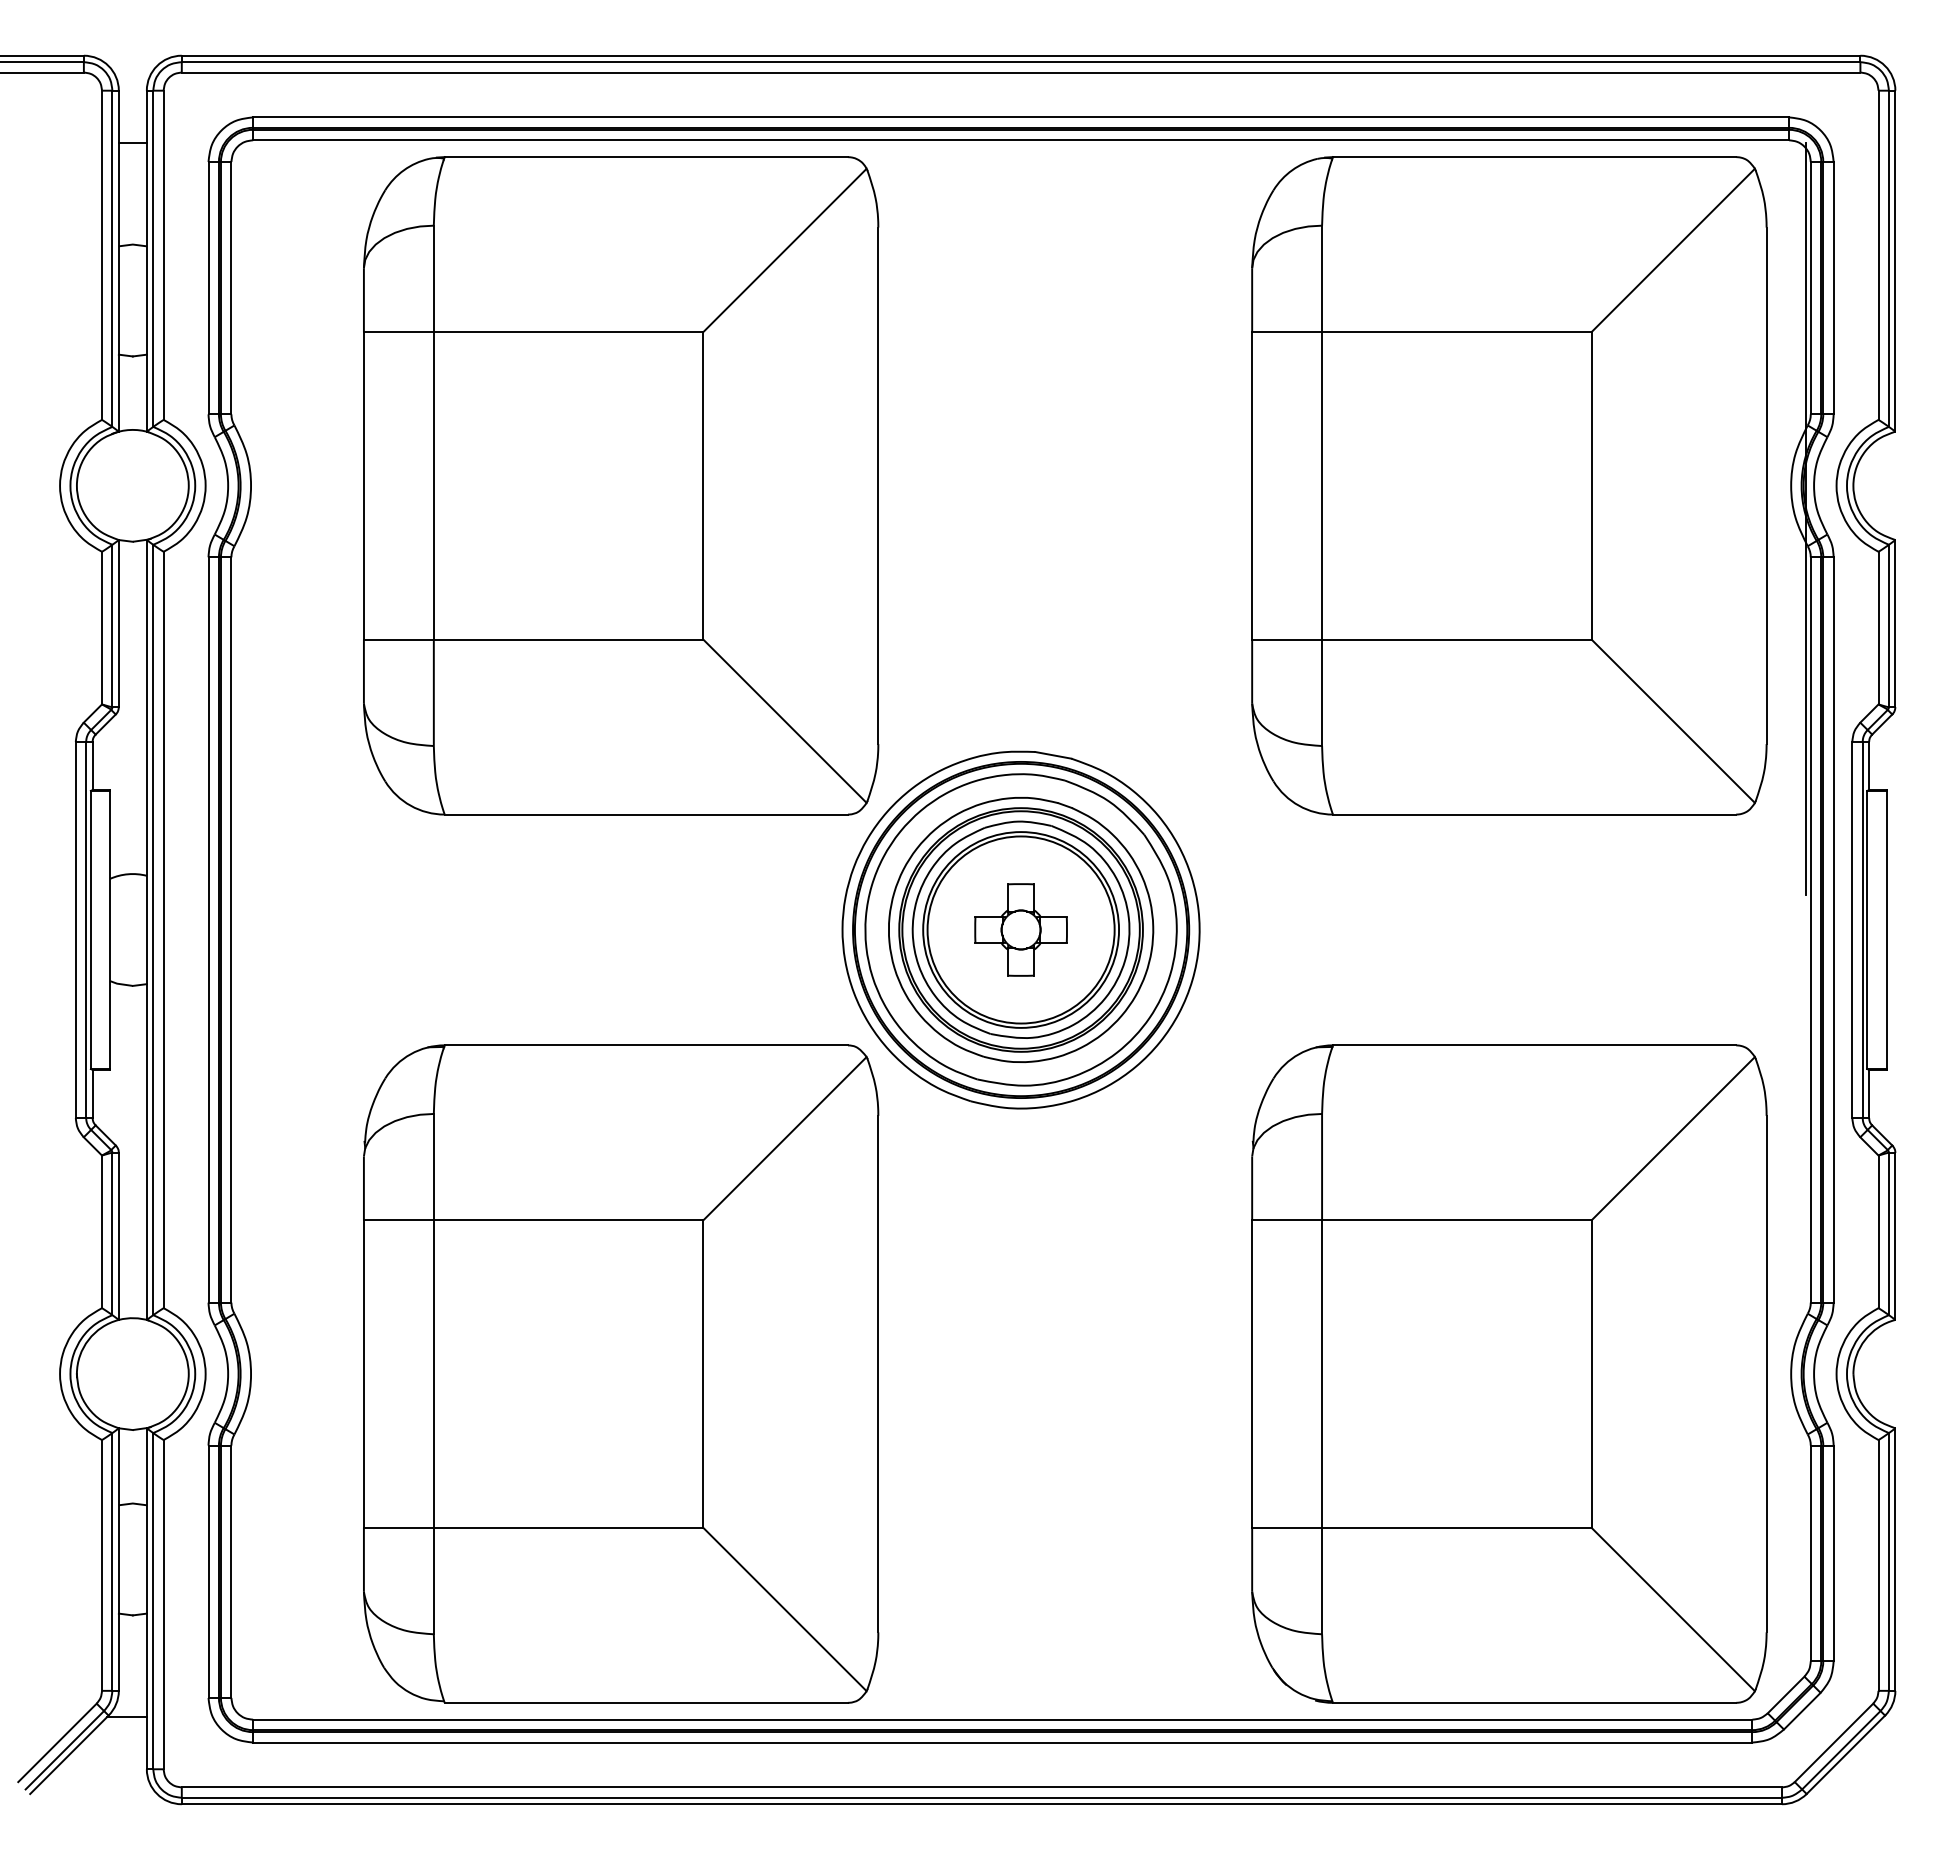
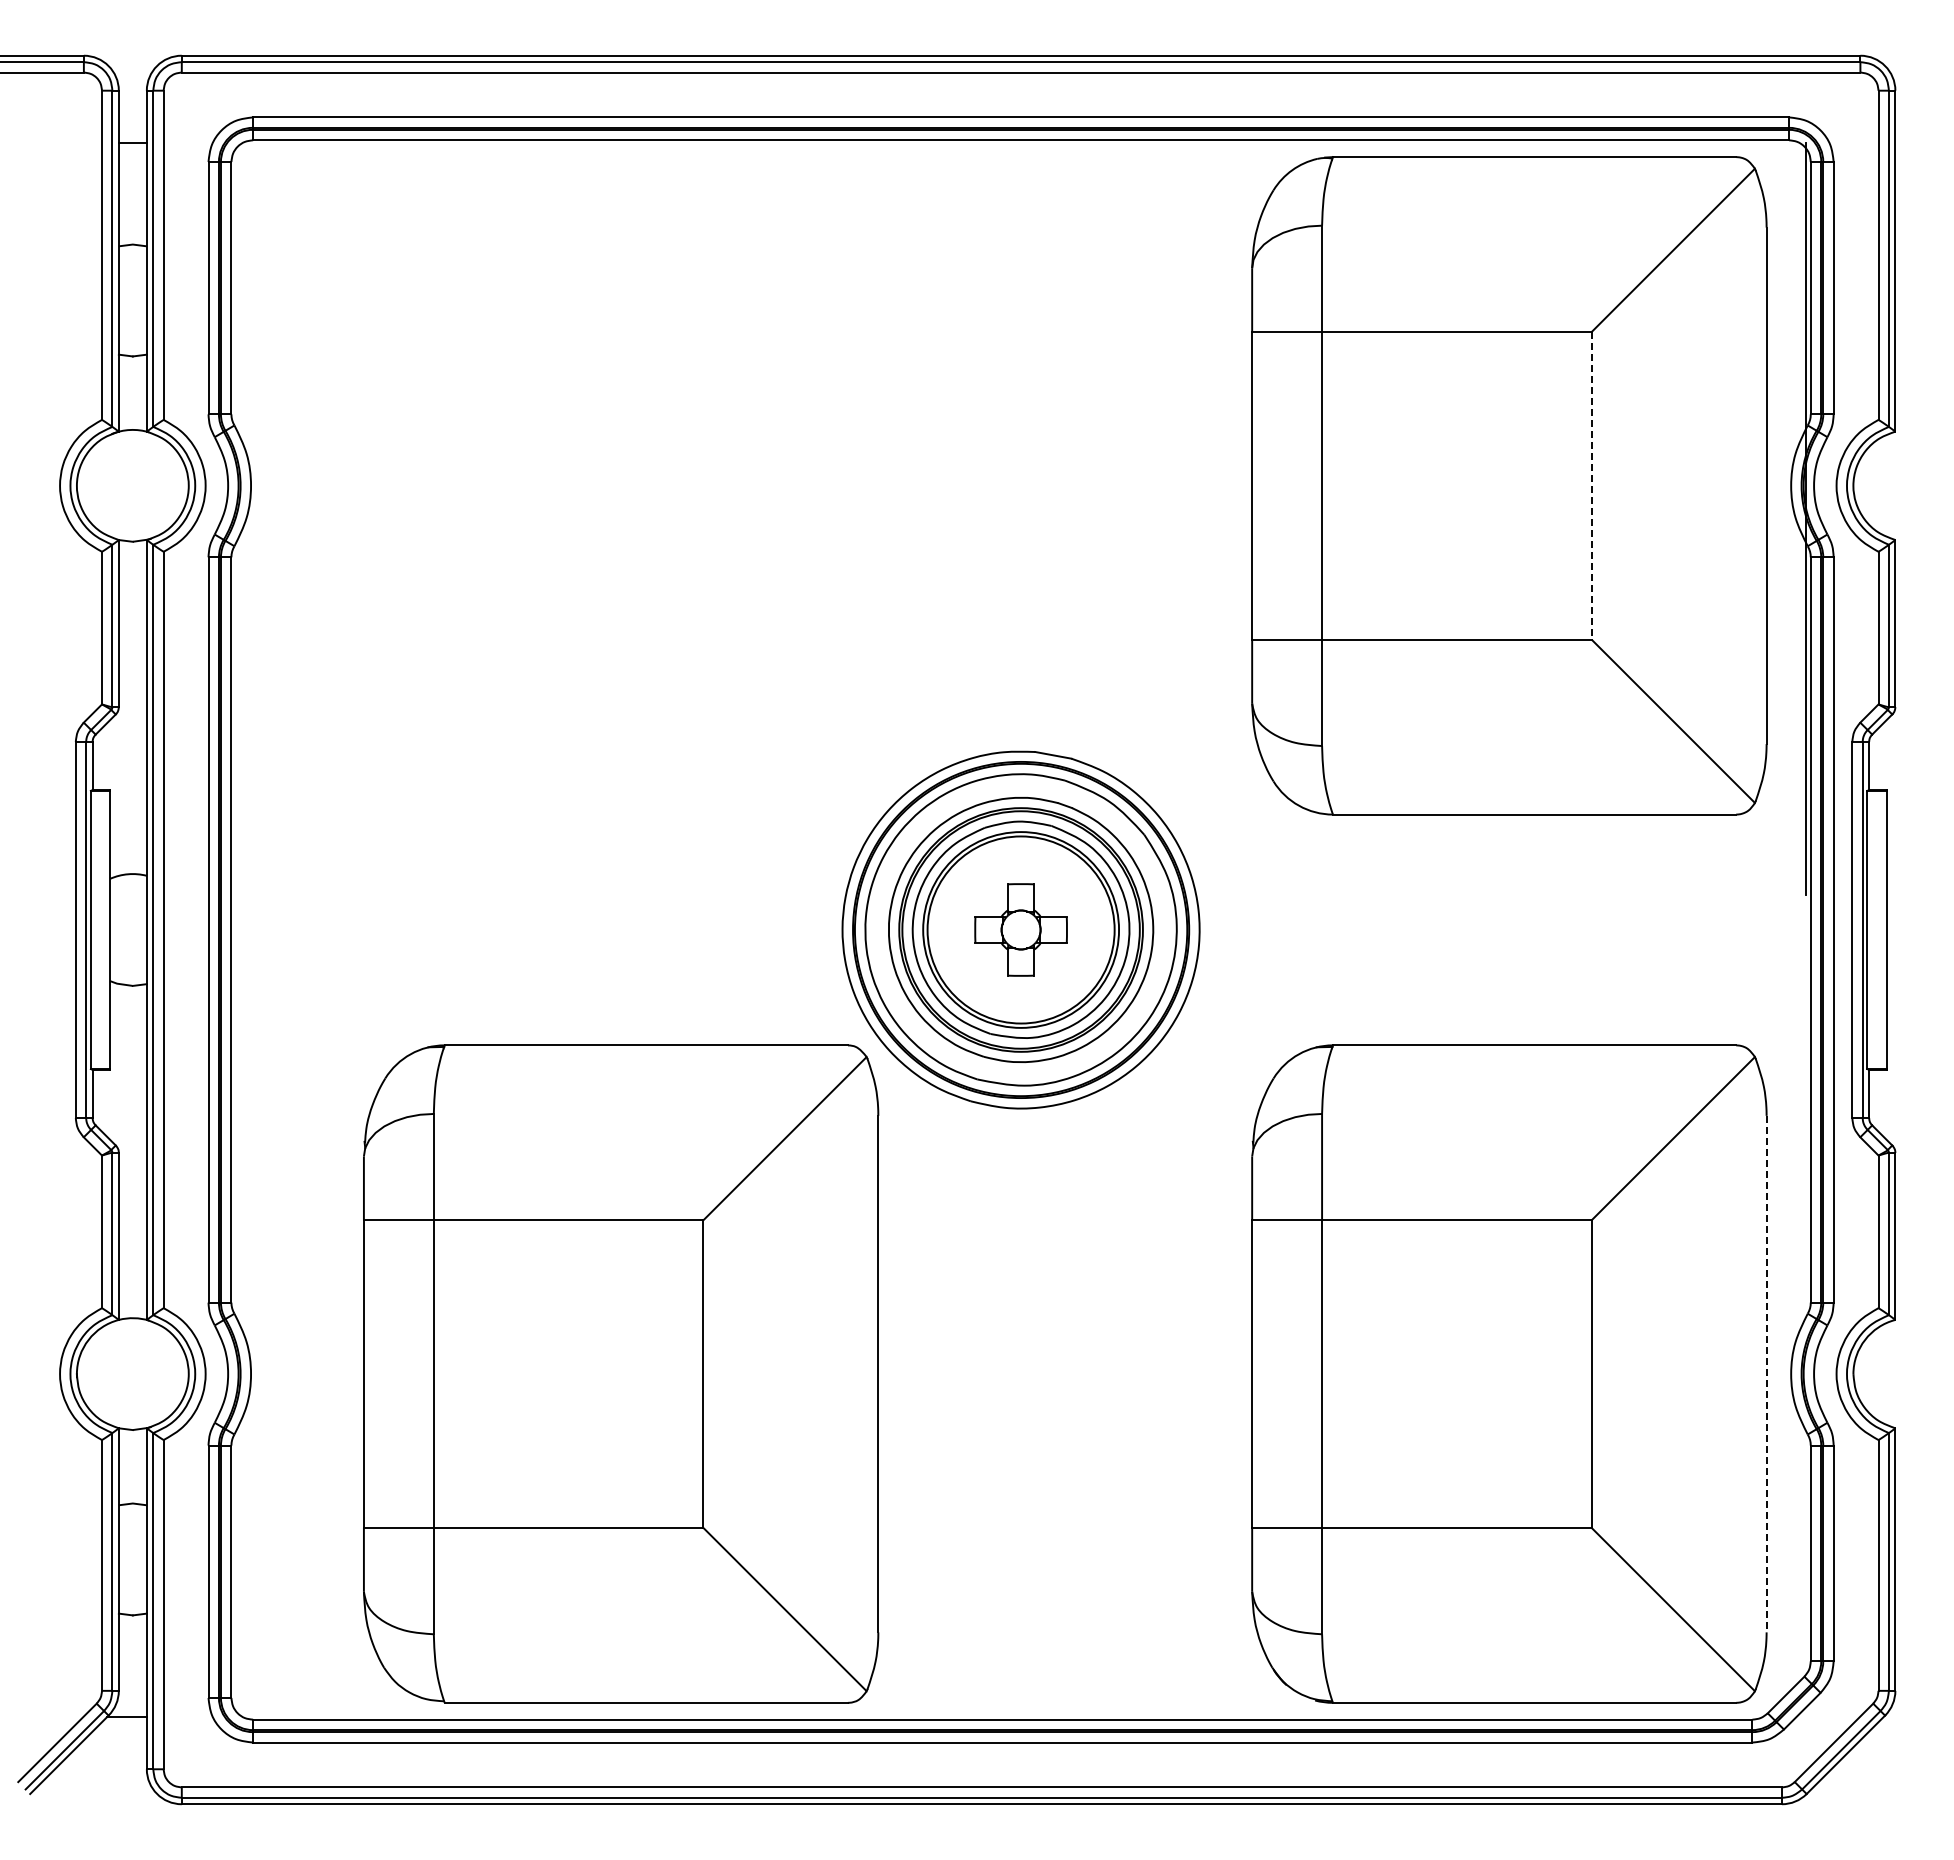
part: present -> none (621, 485)
line: solid -> dashed (1591, 485)
line: solid -> dashed (1766, 1374)
